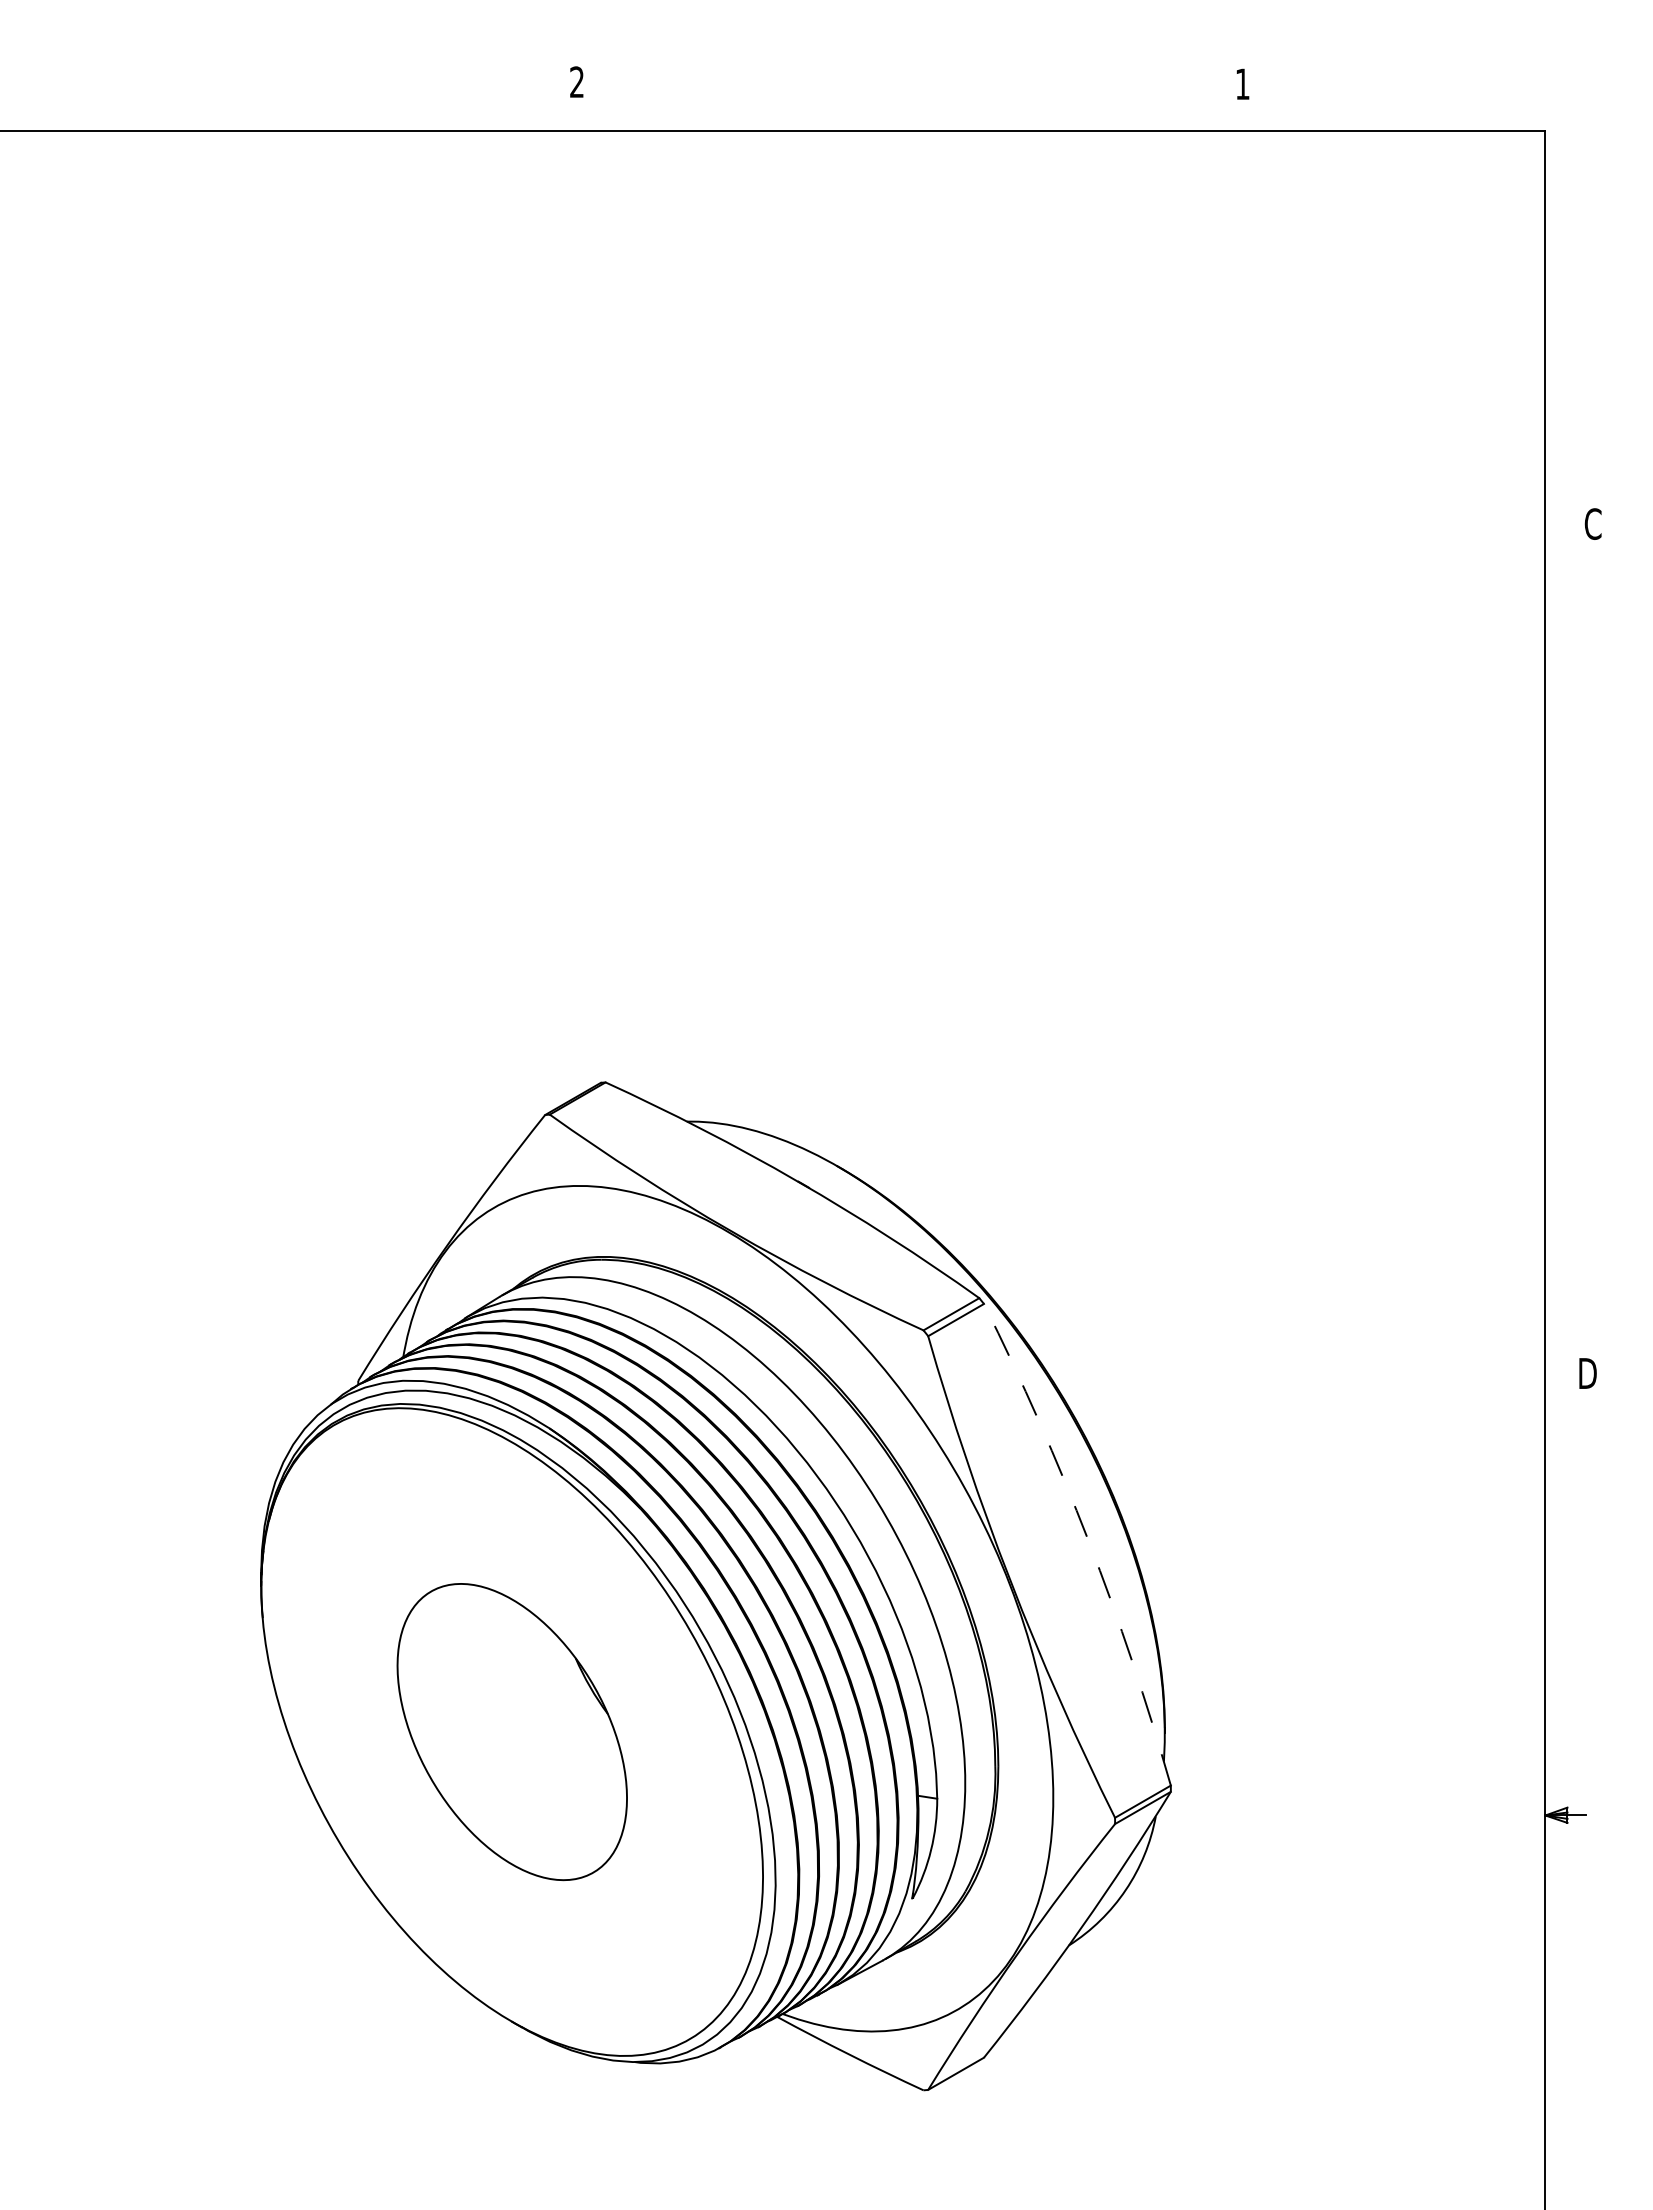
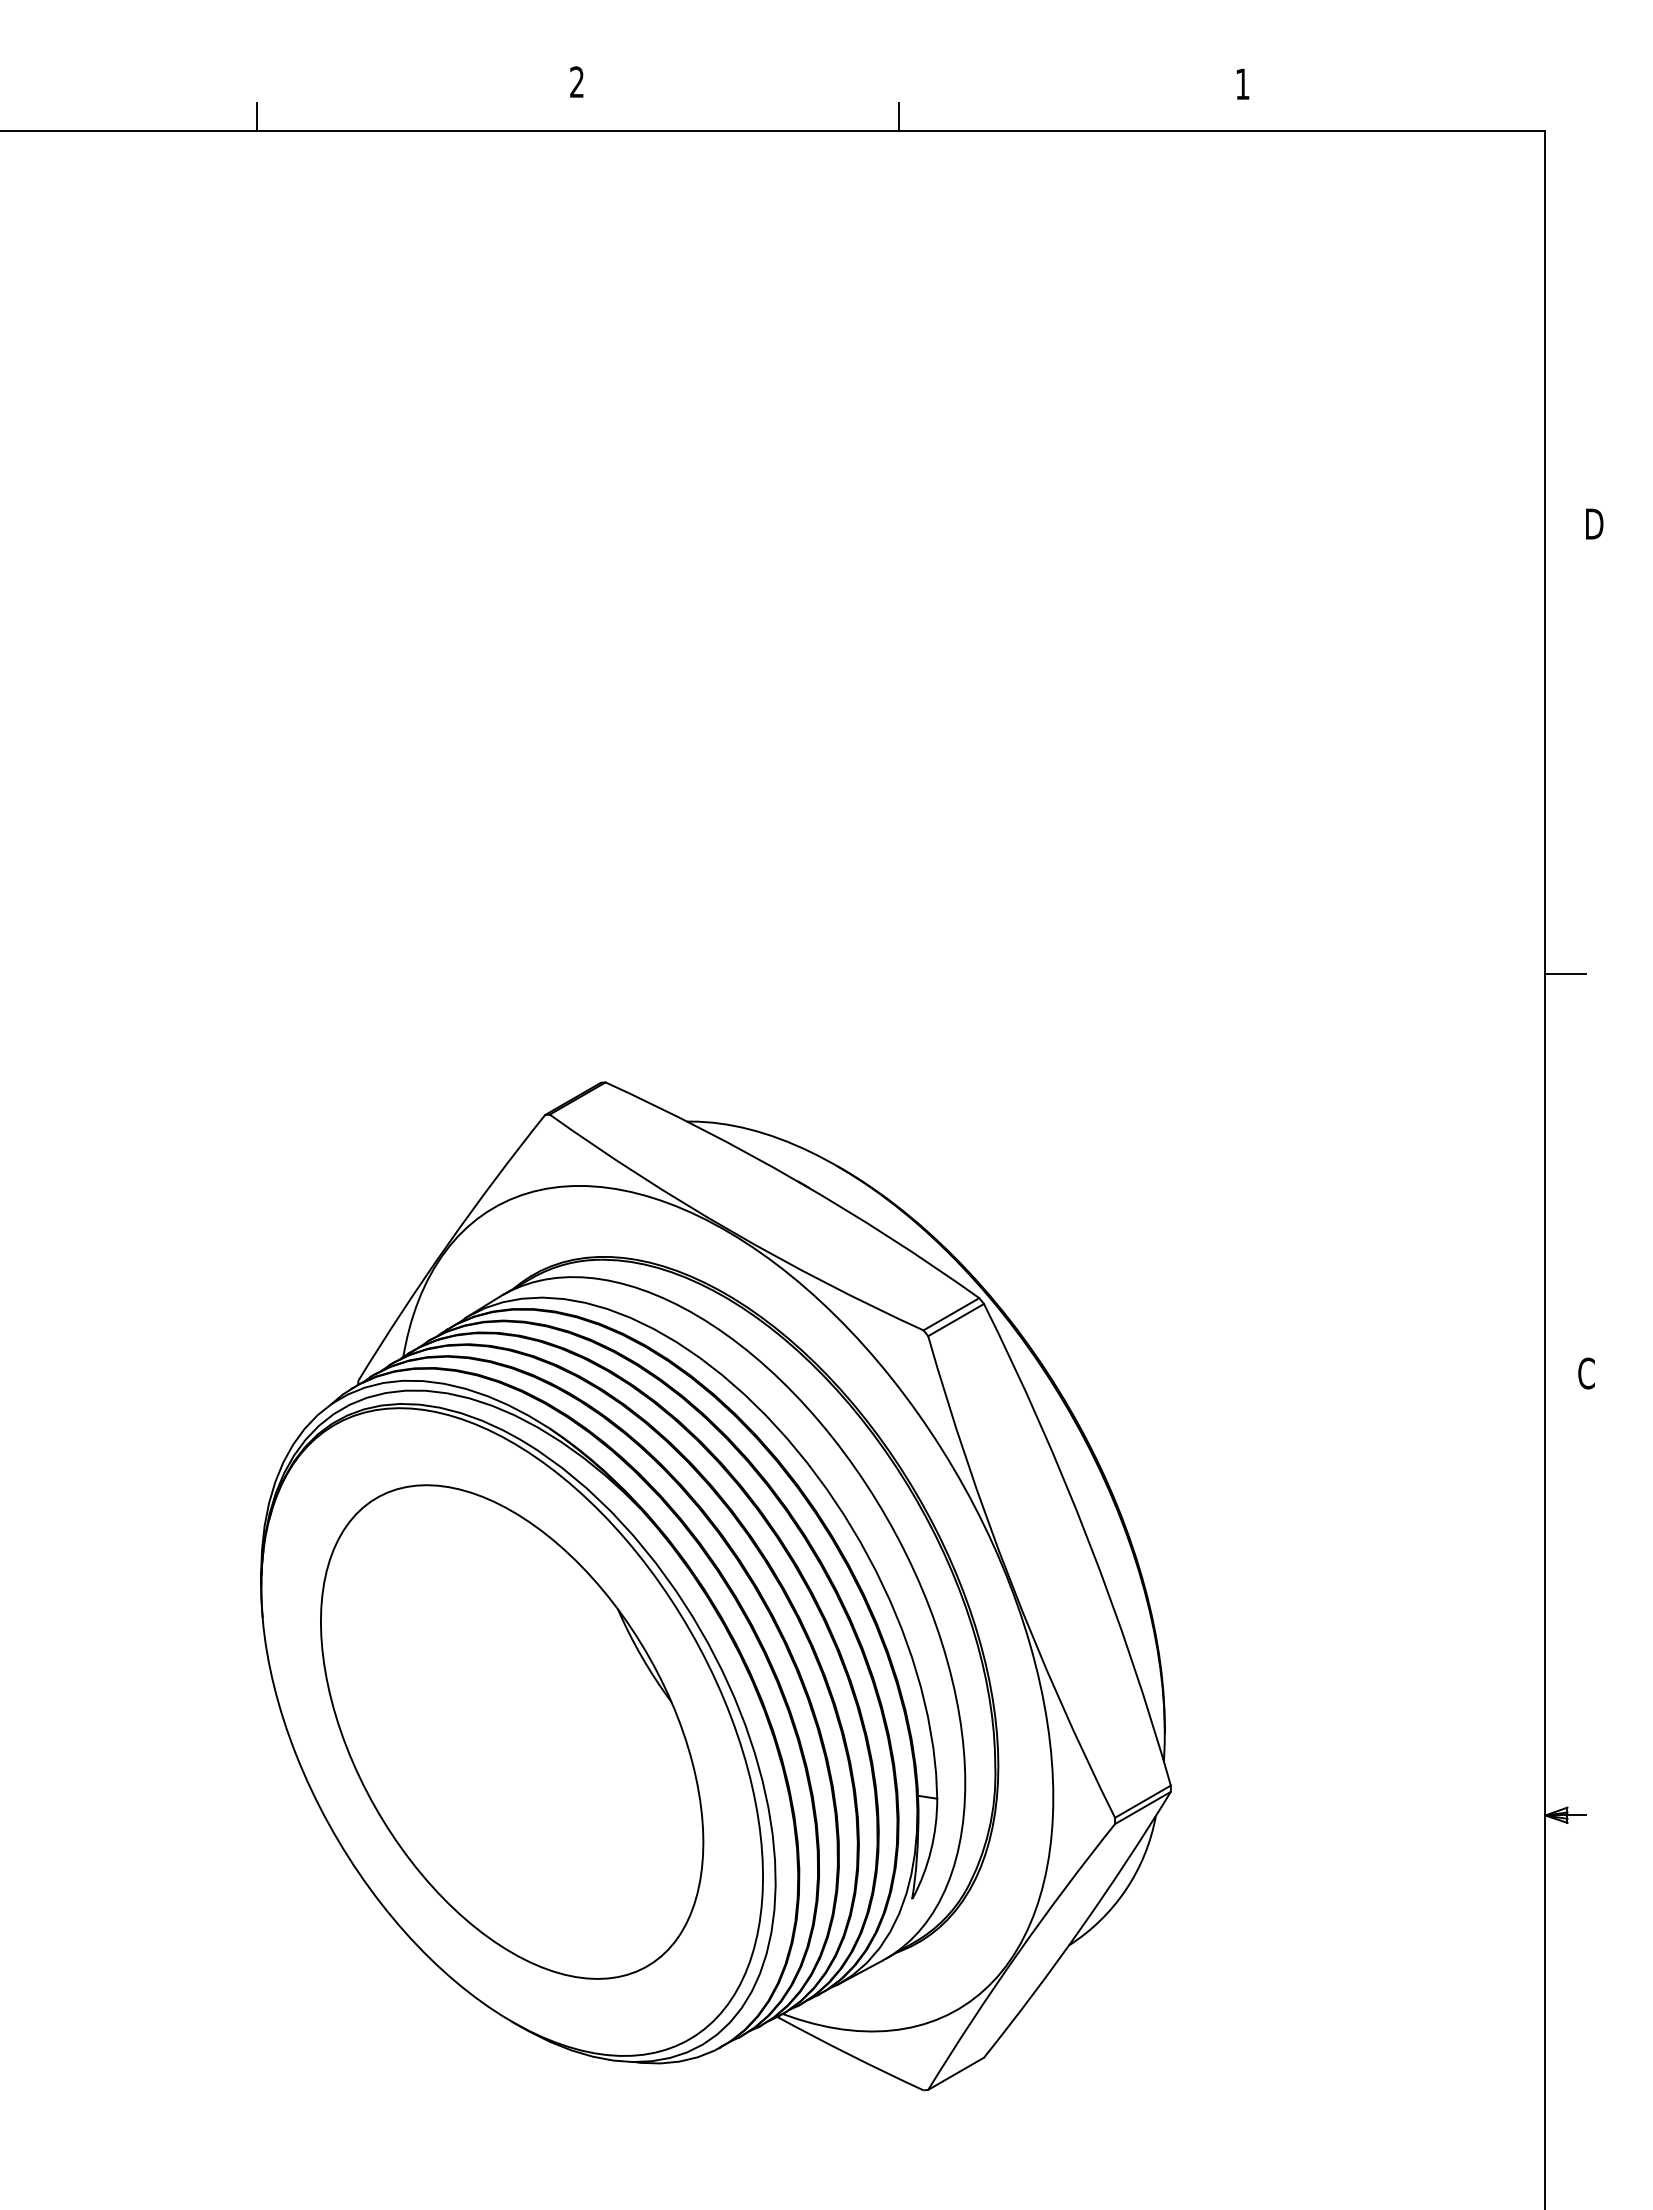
line: none -> present (256, 116)
line: none -> present (898, 116)
text: C -> D (1593, 523)
line: none -> present (1565, 973)
text: D -> C (1587, 1373)
arc: dashed -> solid (1088, 1540)
part size: 232x299 px -> 385x496 px (512, 1731)
